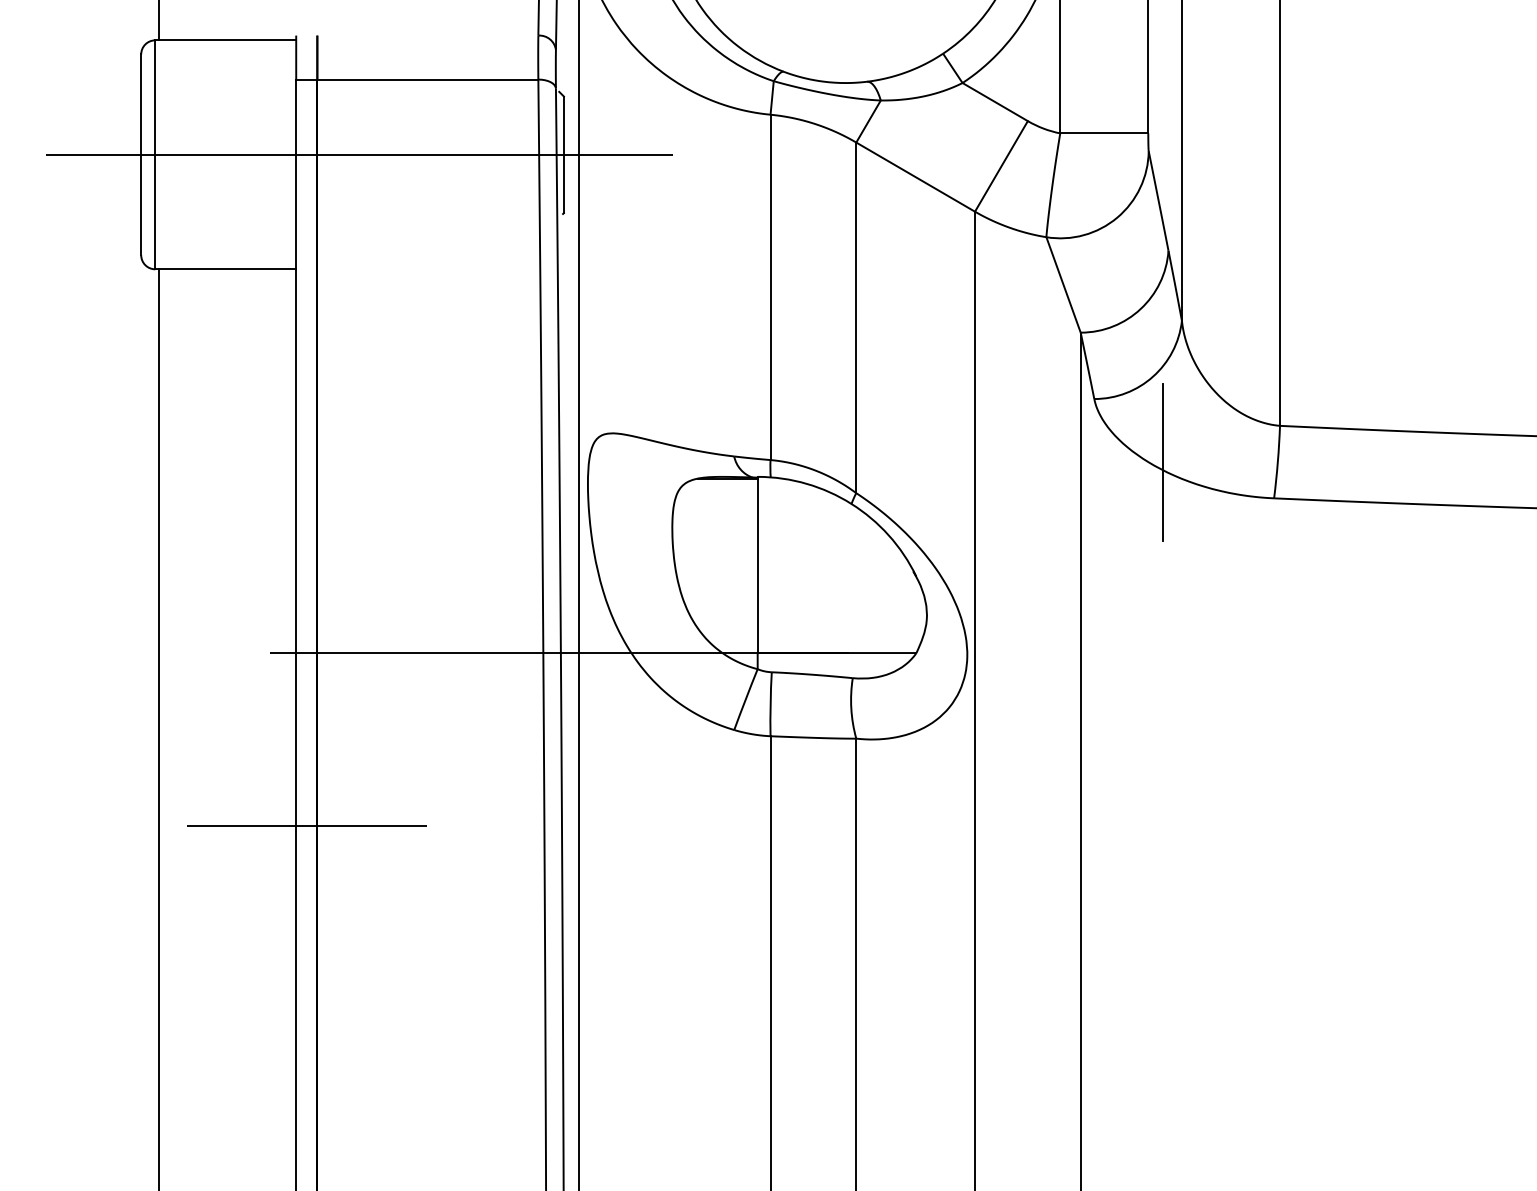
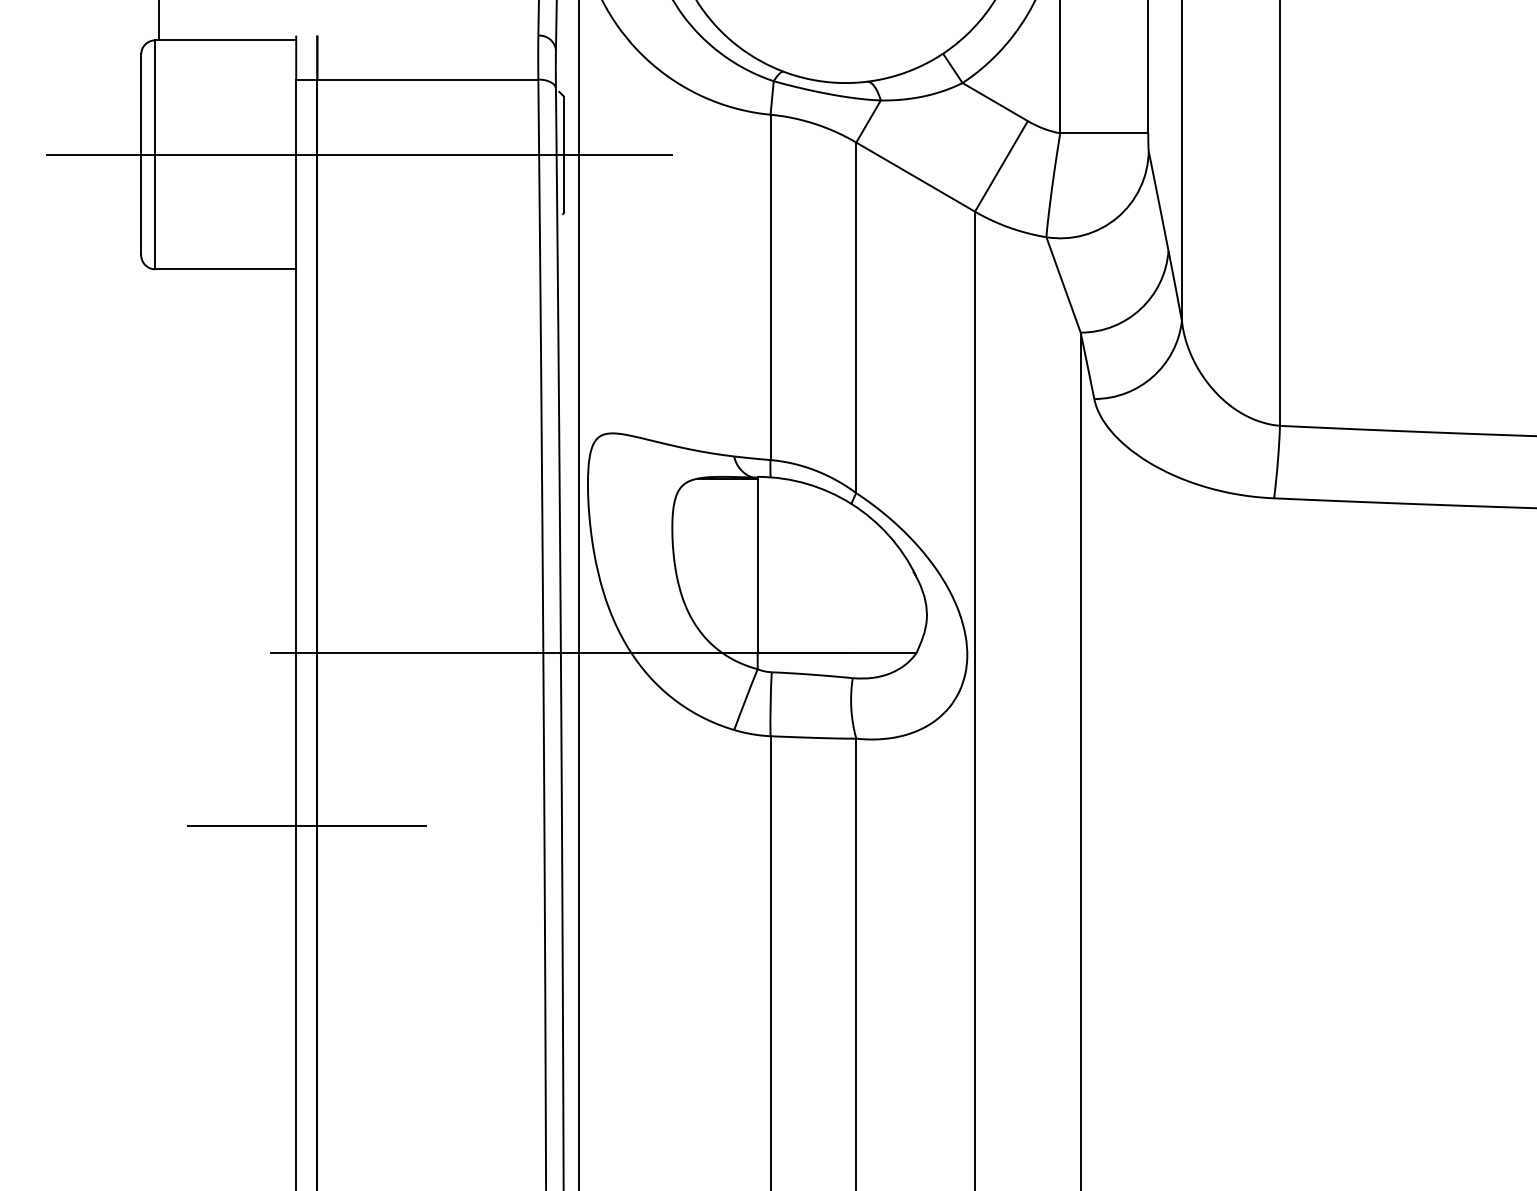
line: present -> none (1162, 462)
line: present -> none (158, 728)
